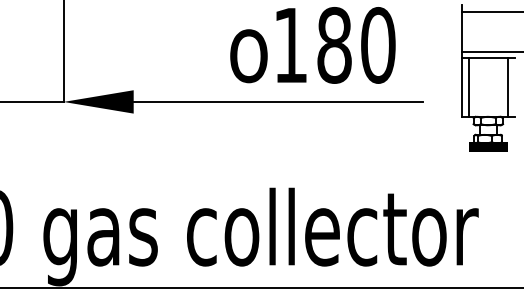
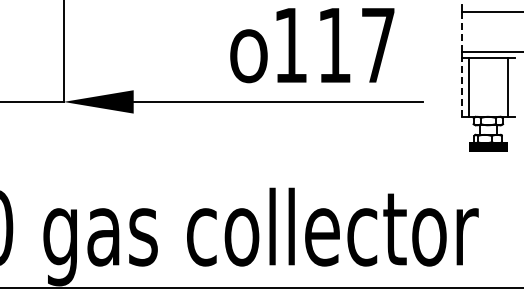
line: solid -> dashed (461, 31)
text: 180 -> 117 (356, 45)
line: solid -> dashed (461, 87)
